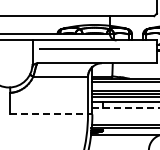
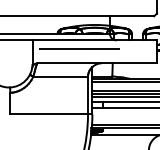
line: dashed -> solid (126, 107)
line: dashed -> solid (51, 114)
